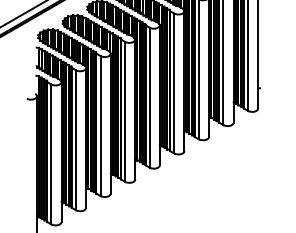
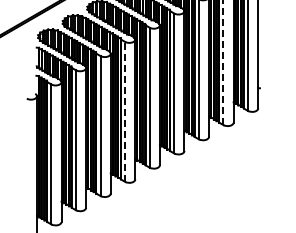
line: present -> none (23, 14)
line: solid -> dashed (223, 62)
line: solid -> dashed (125, 111)
